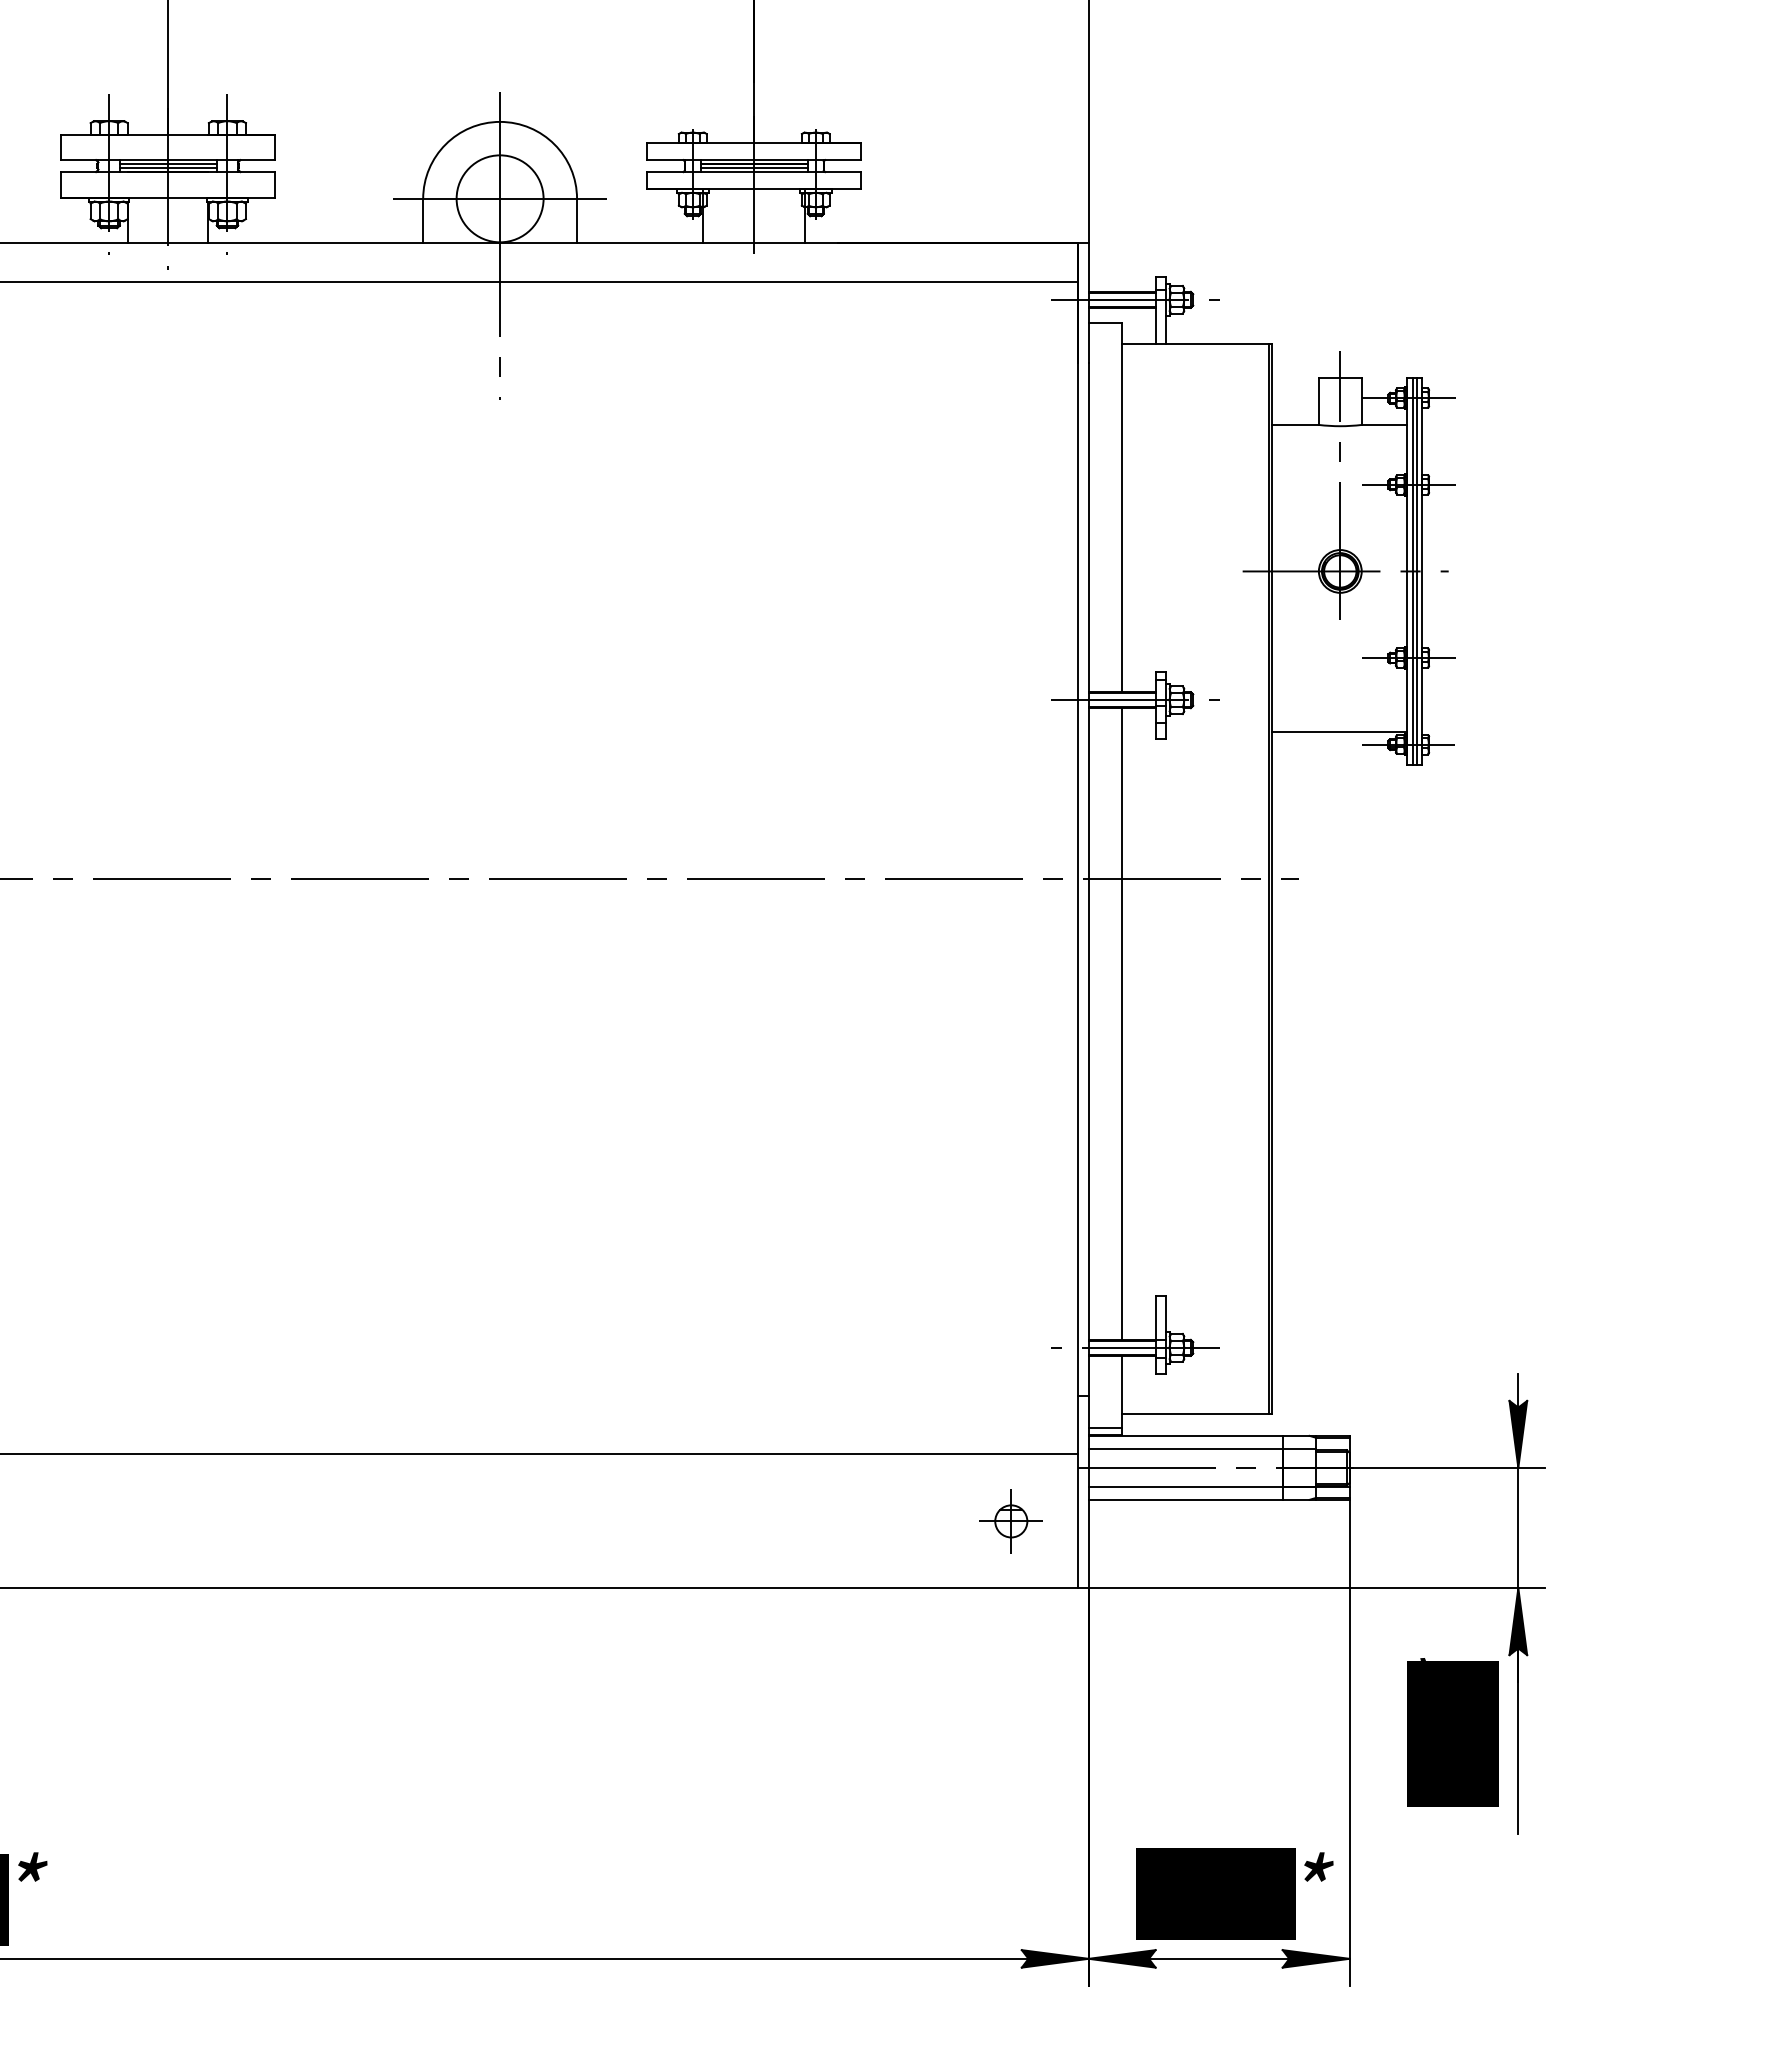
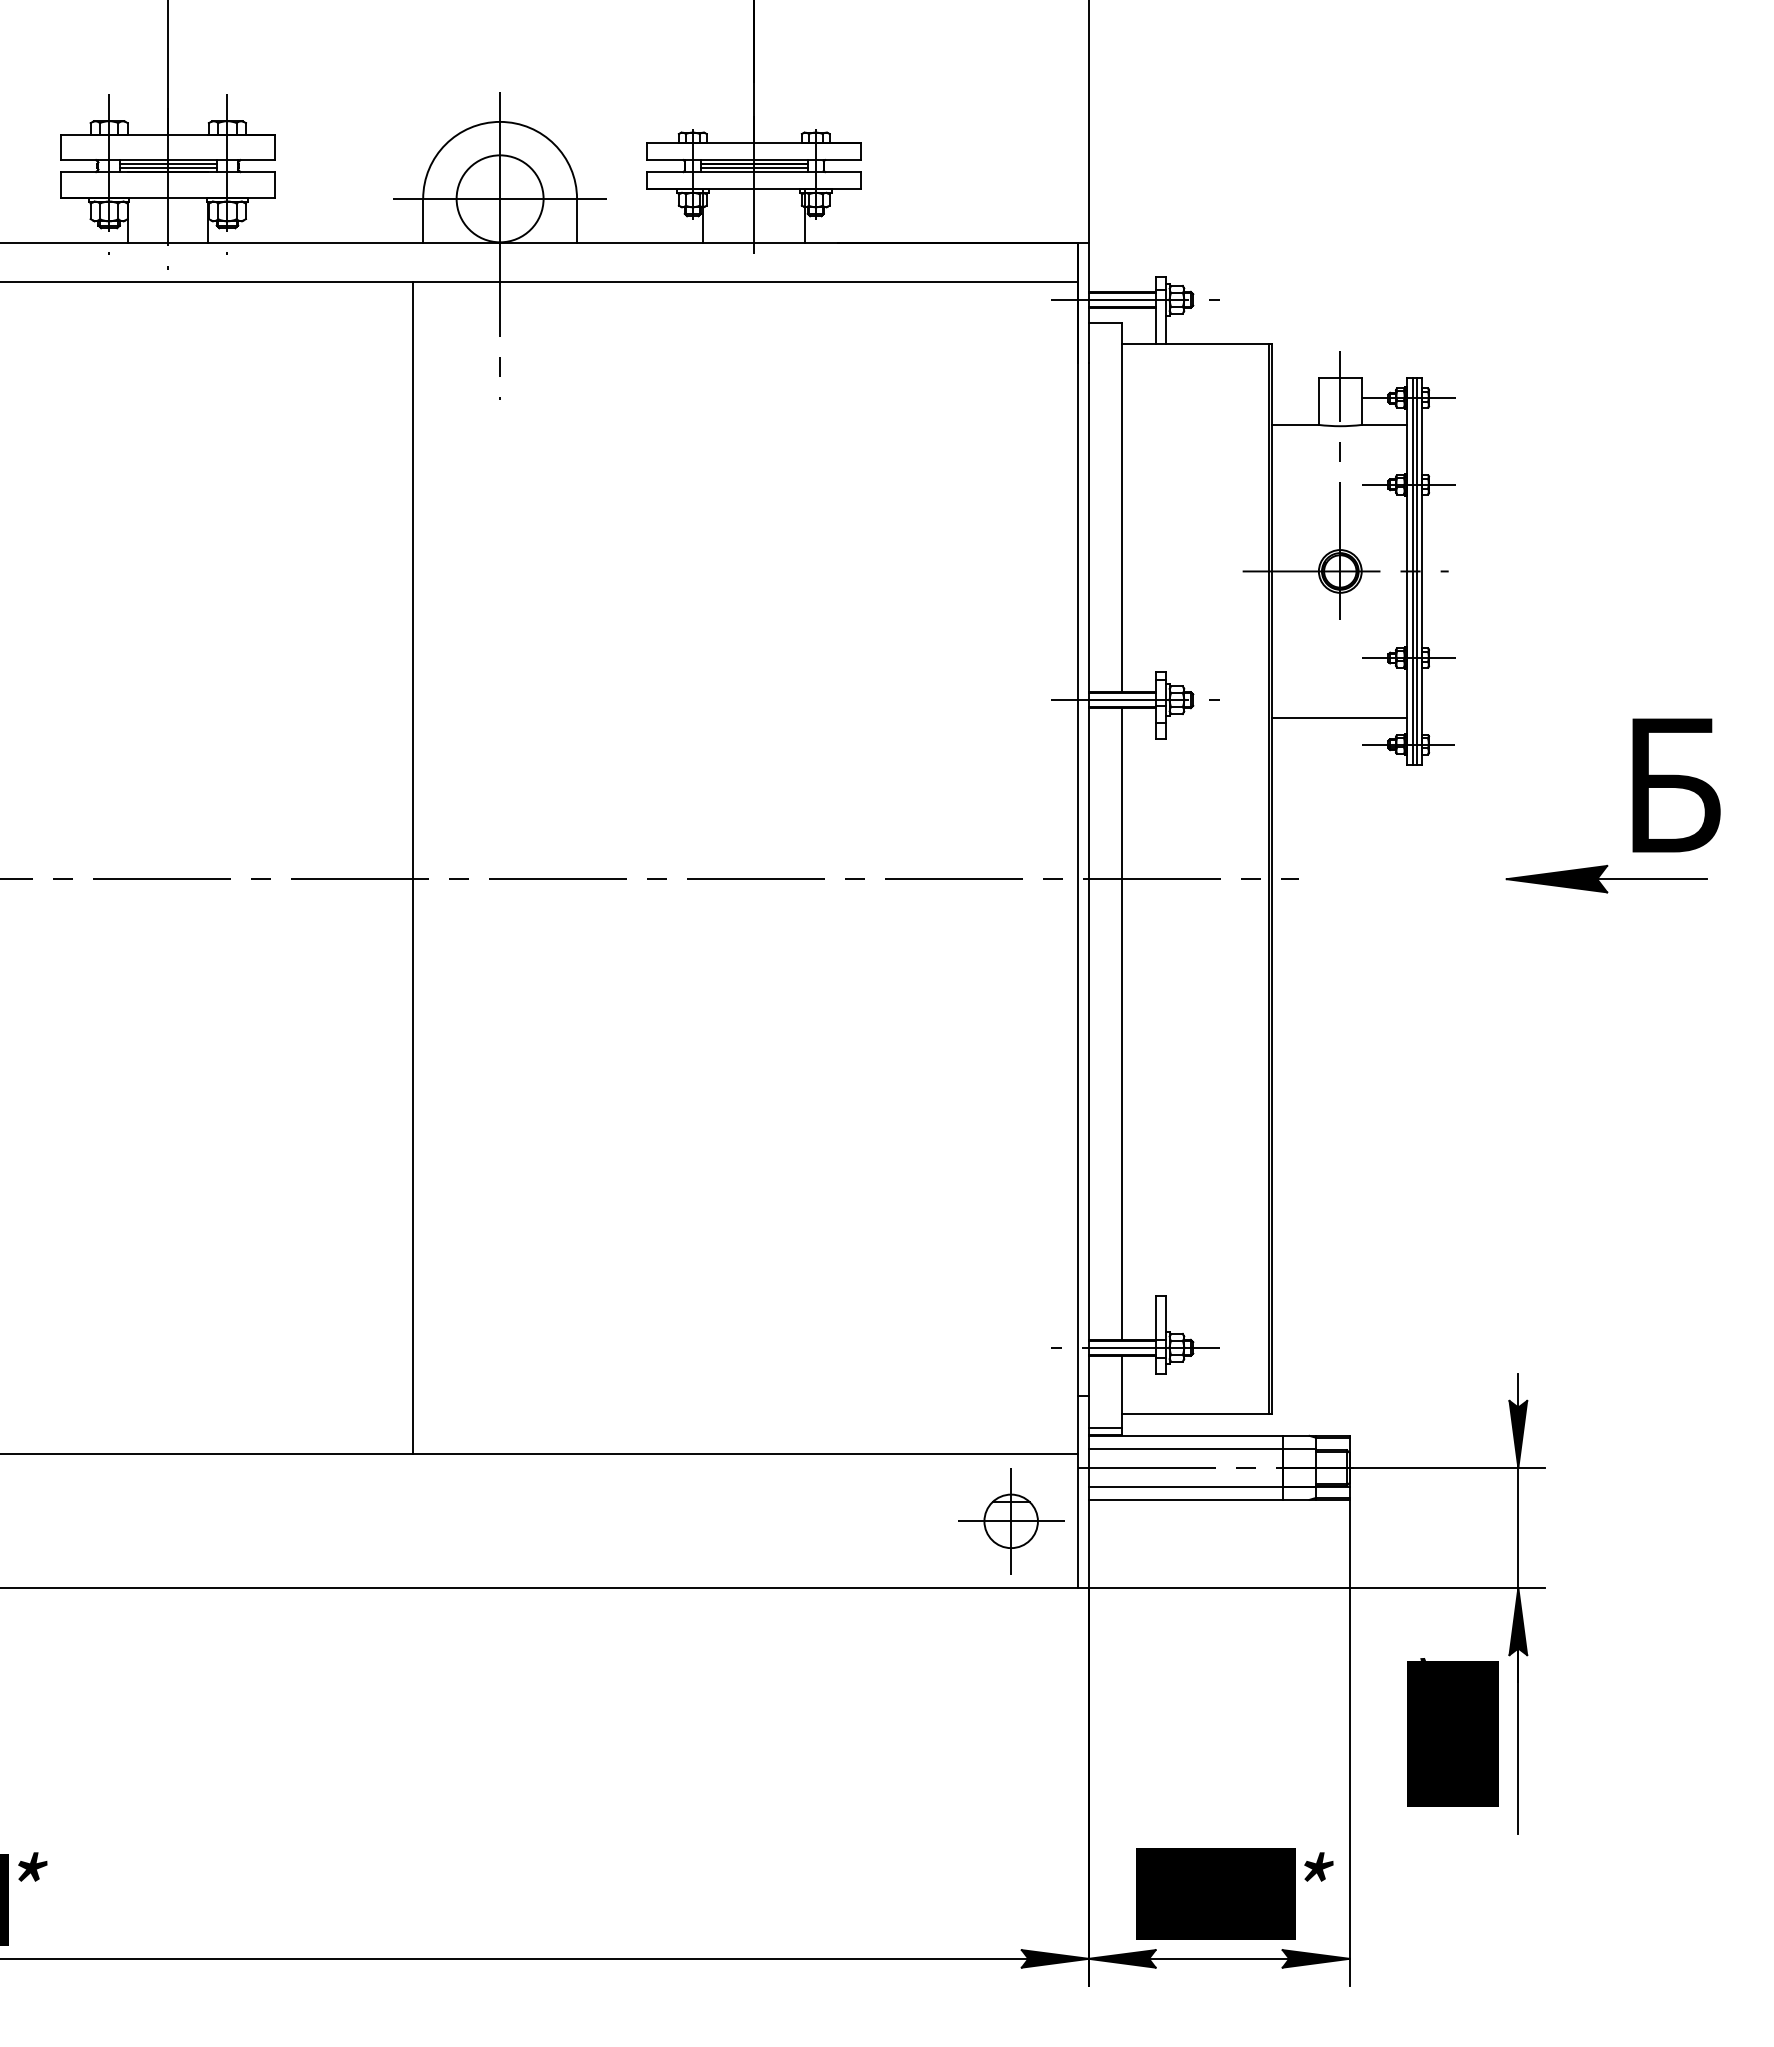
line position: (1339, 731) -> (1339, 717) (1339, 717)
part: none -> present (1632, 805)
line: none -> present (413, 868)
part size: 64x65 px -> 107x107 px (1011, 1521)
